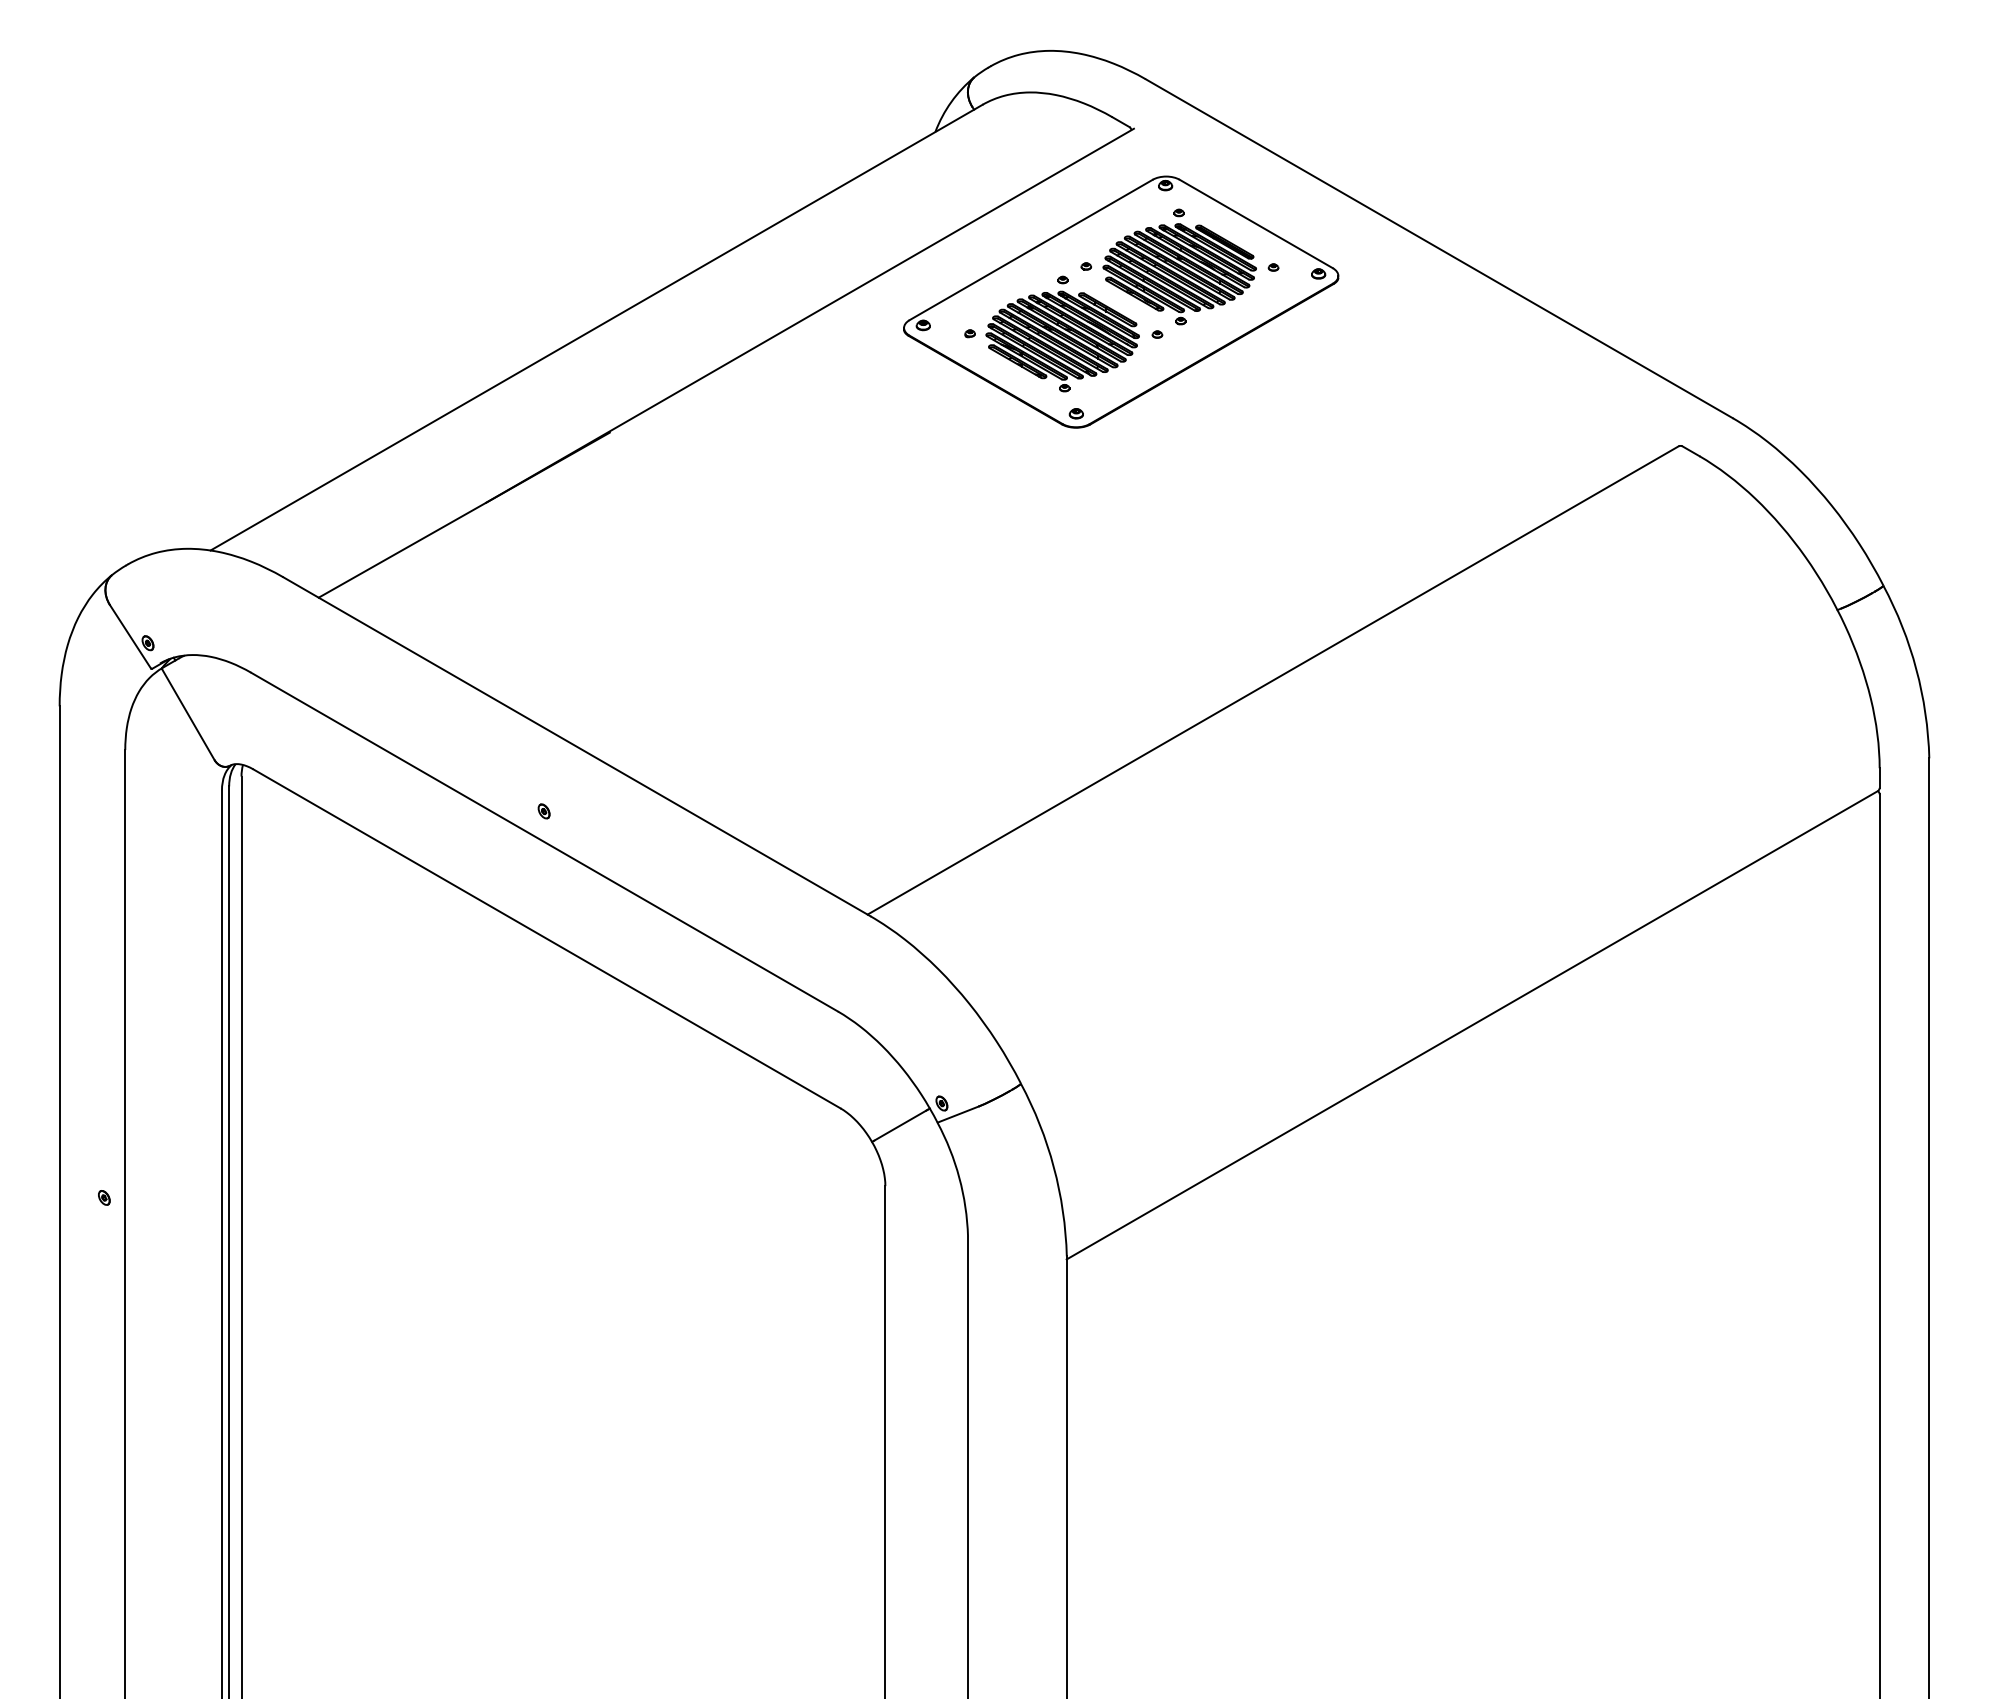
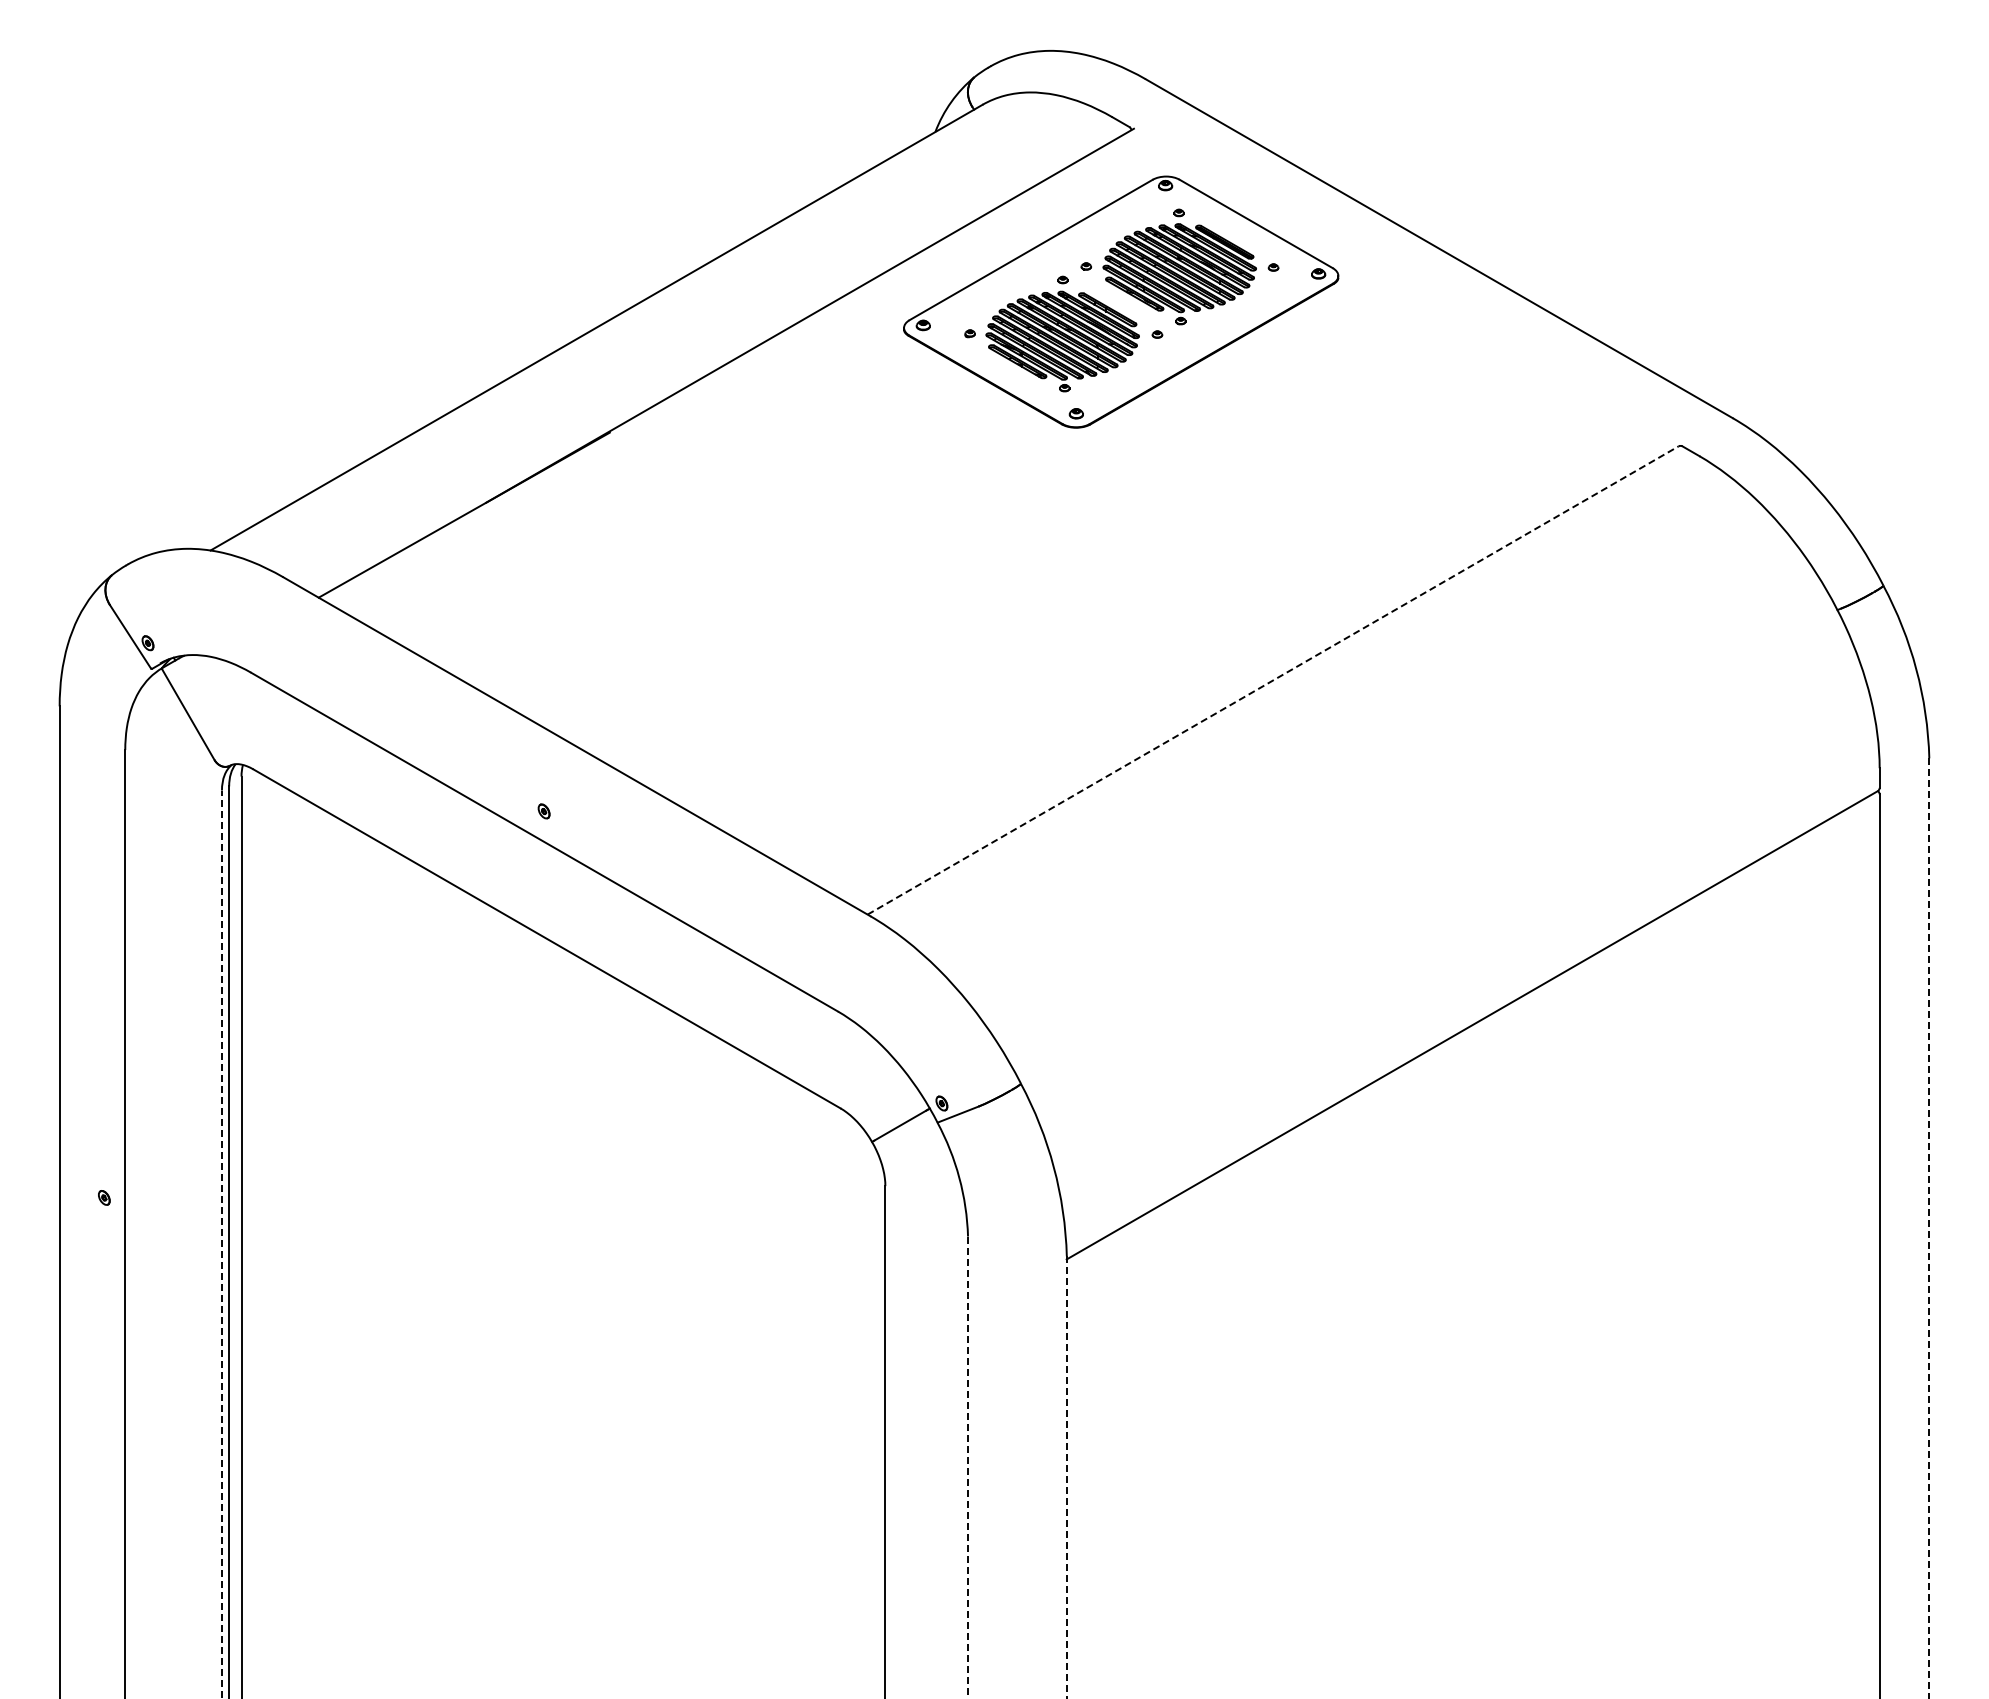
line: solid -> dashed (1273, 680)
line: solid -> dashed (1929, 1228)
line: solid -> dashed (221, 1244)
line: solid -> dashed (967, 1467)
line: solid -> dashed (1066, 1477)
